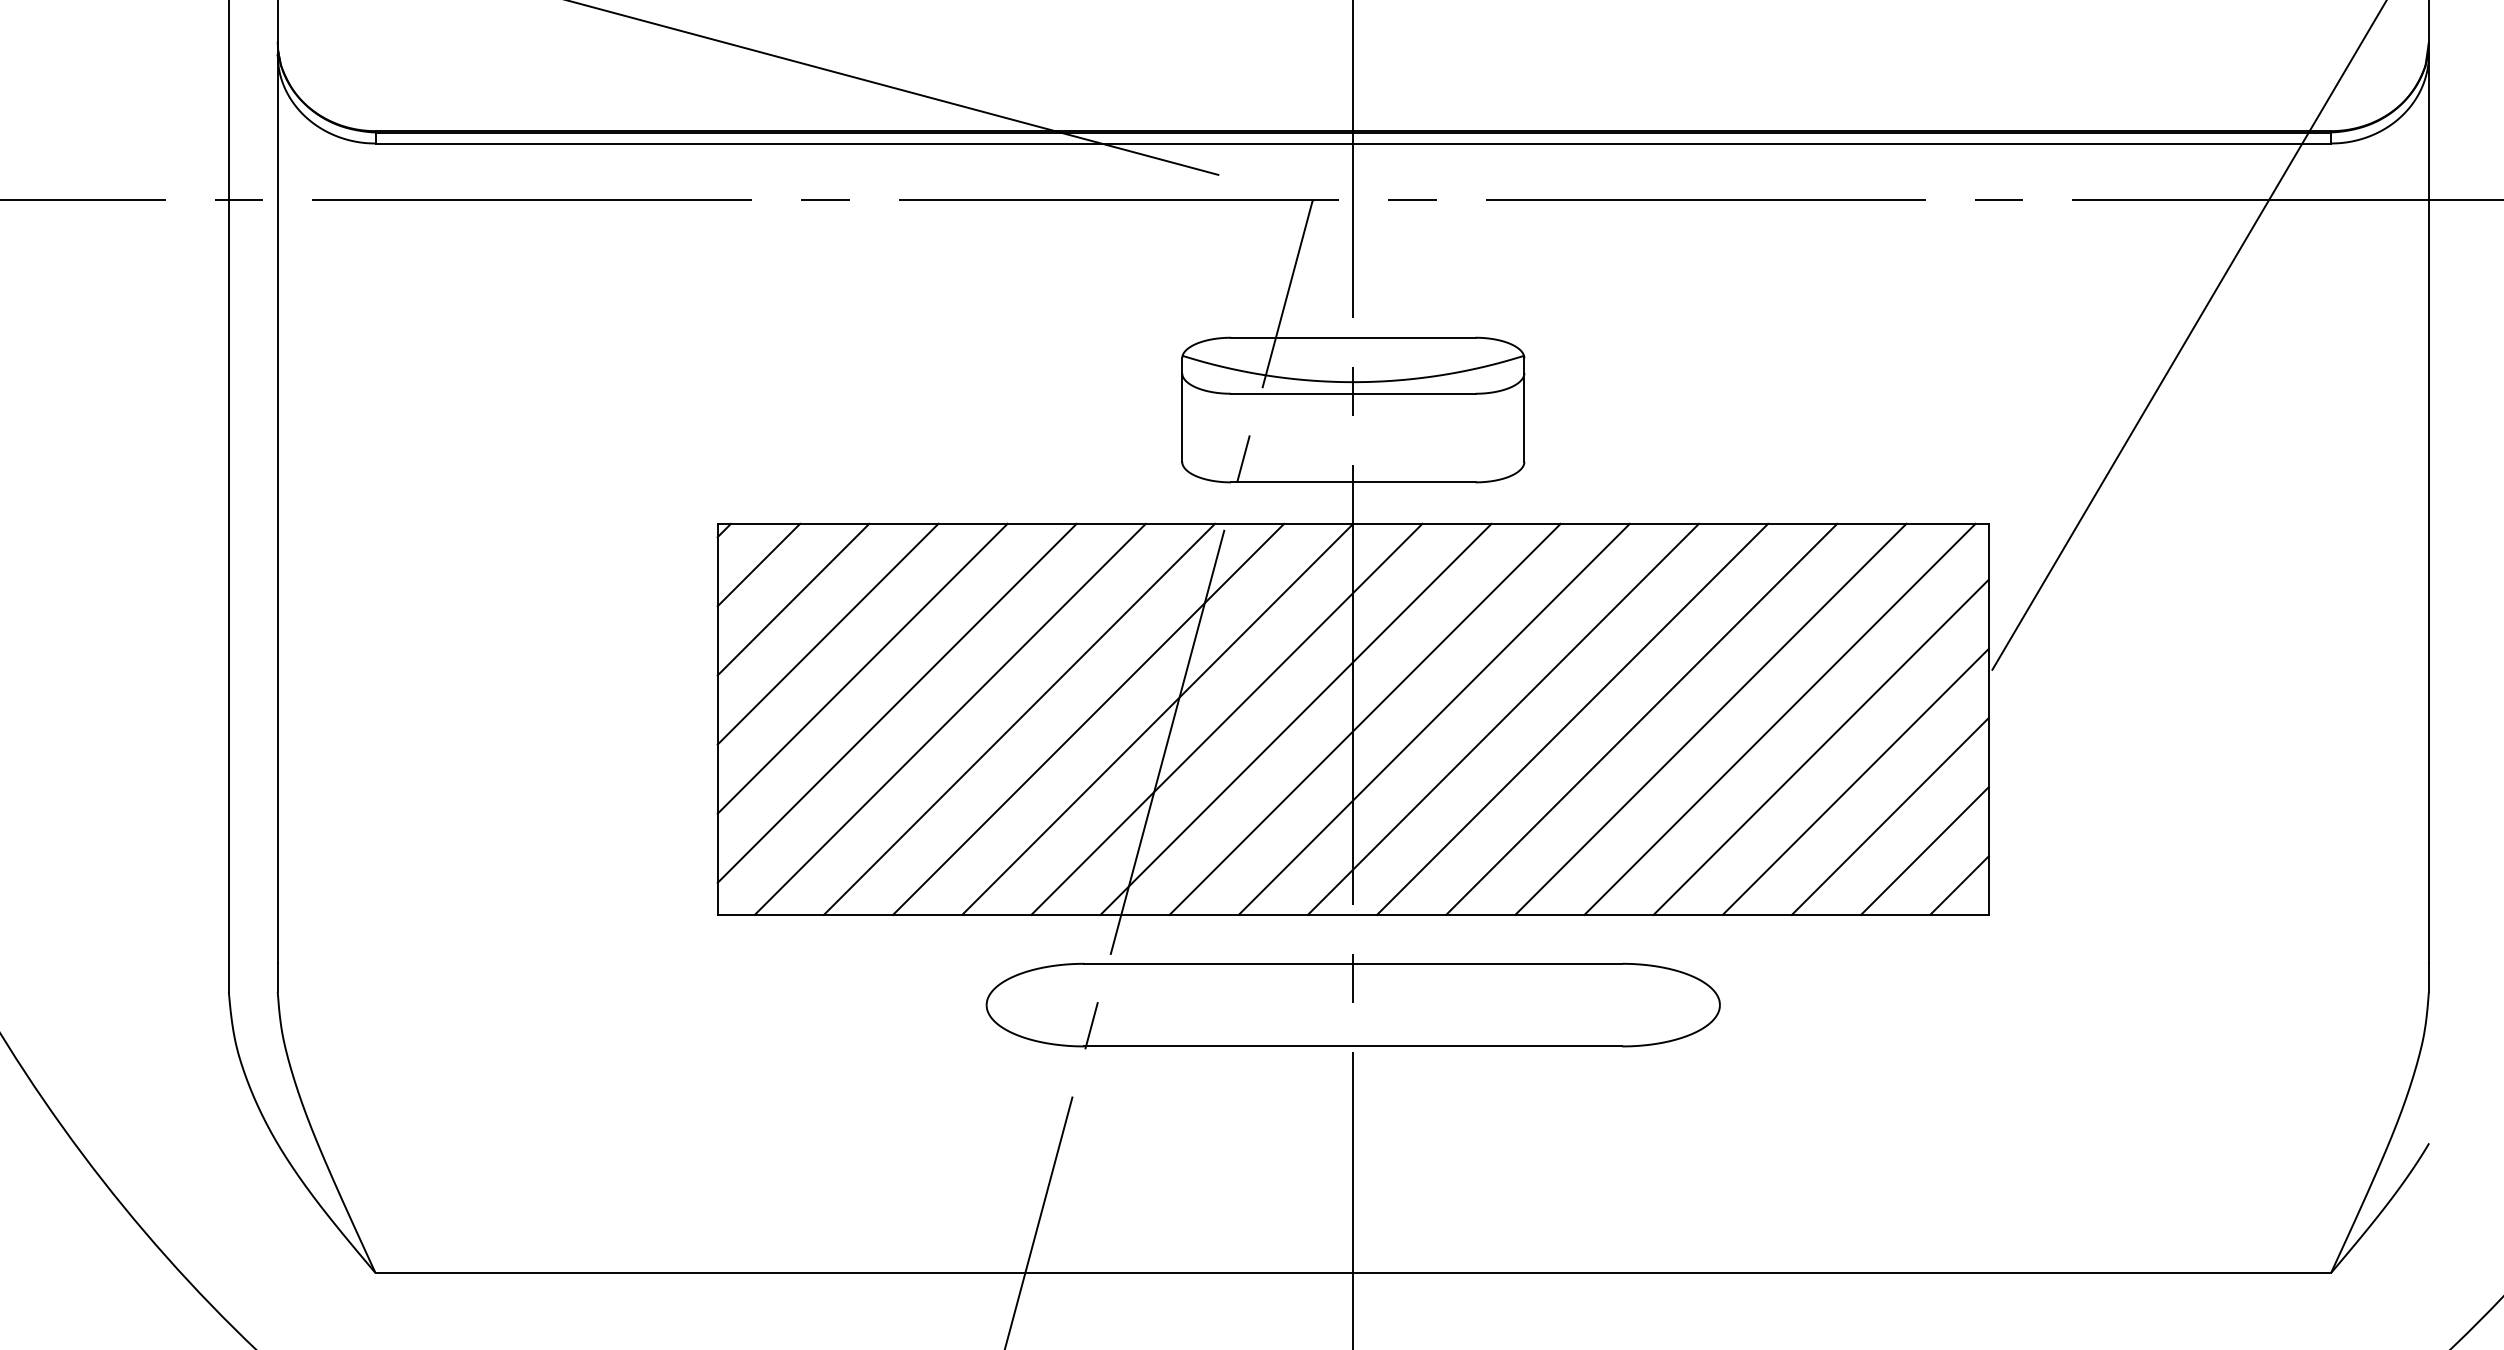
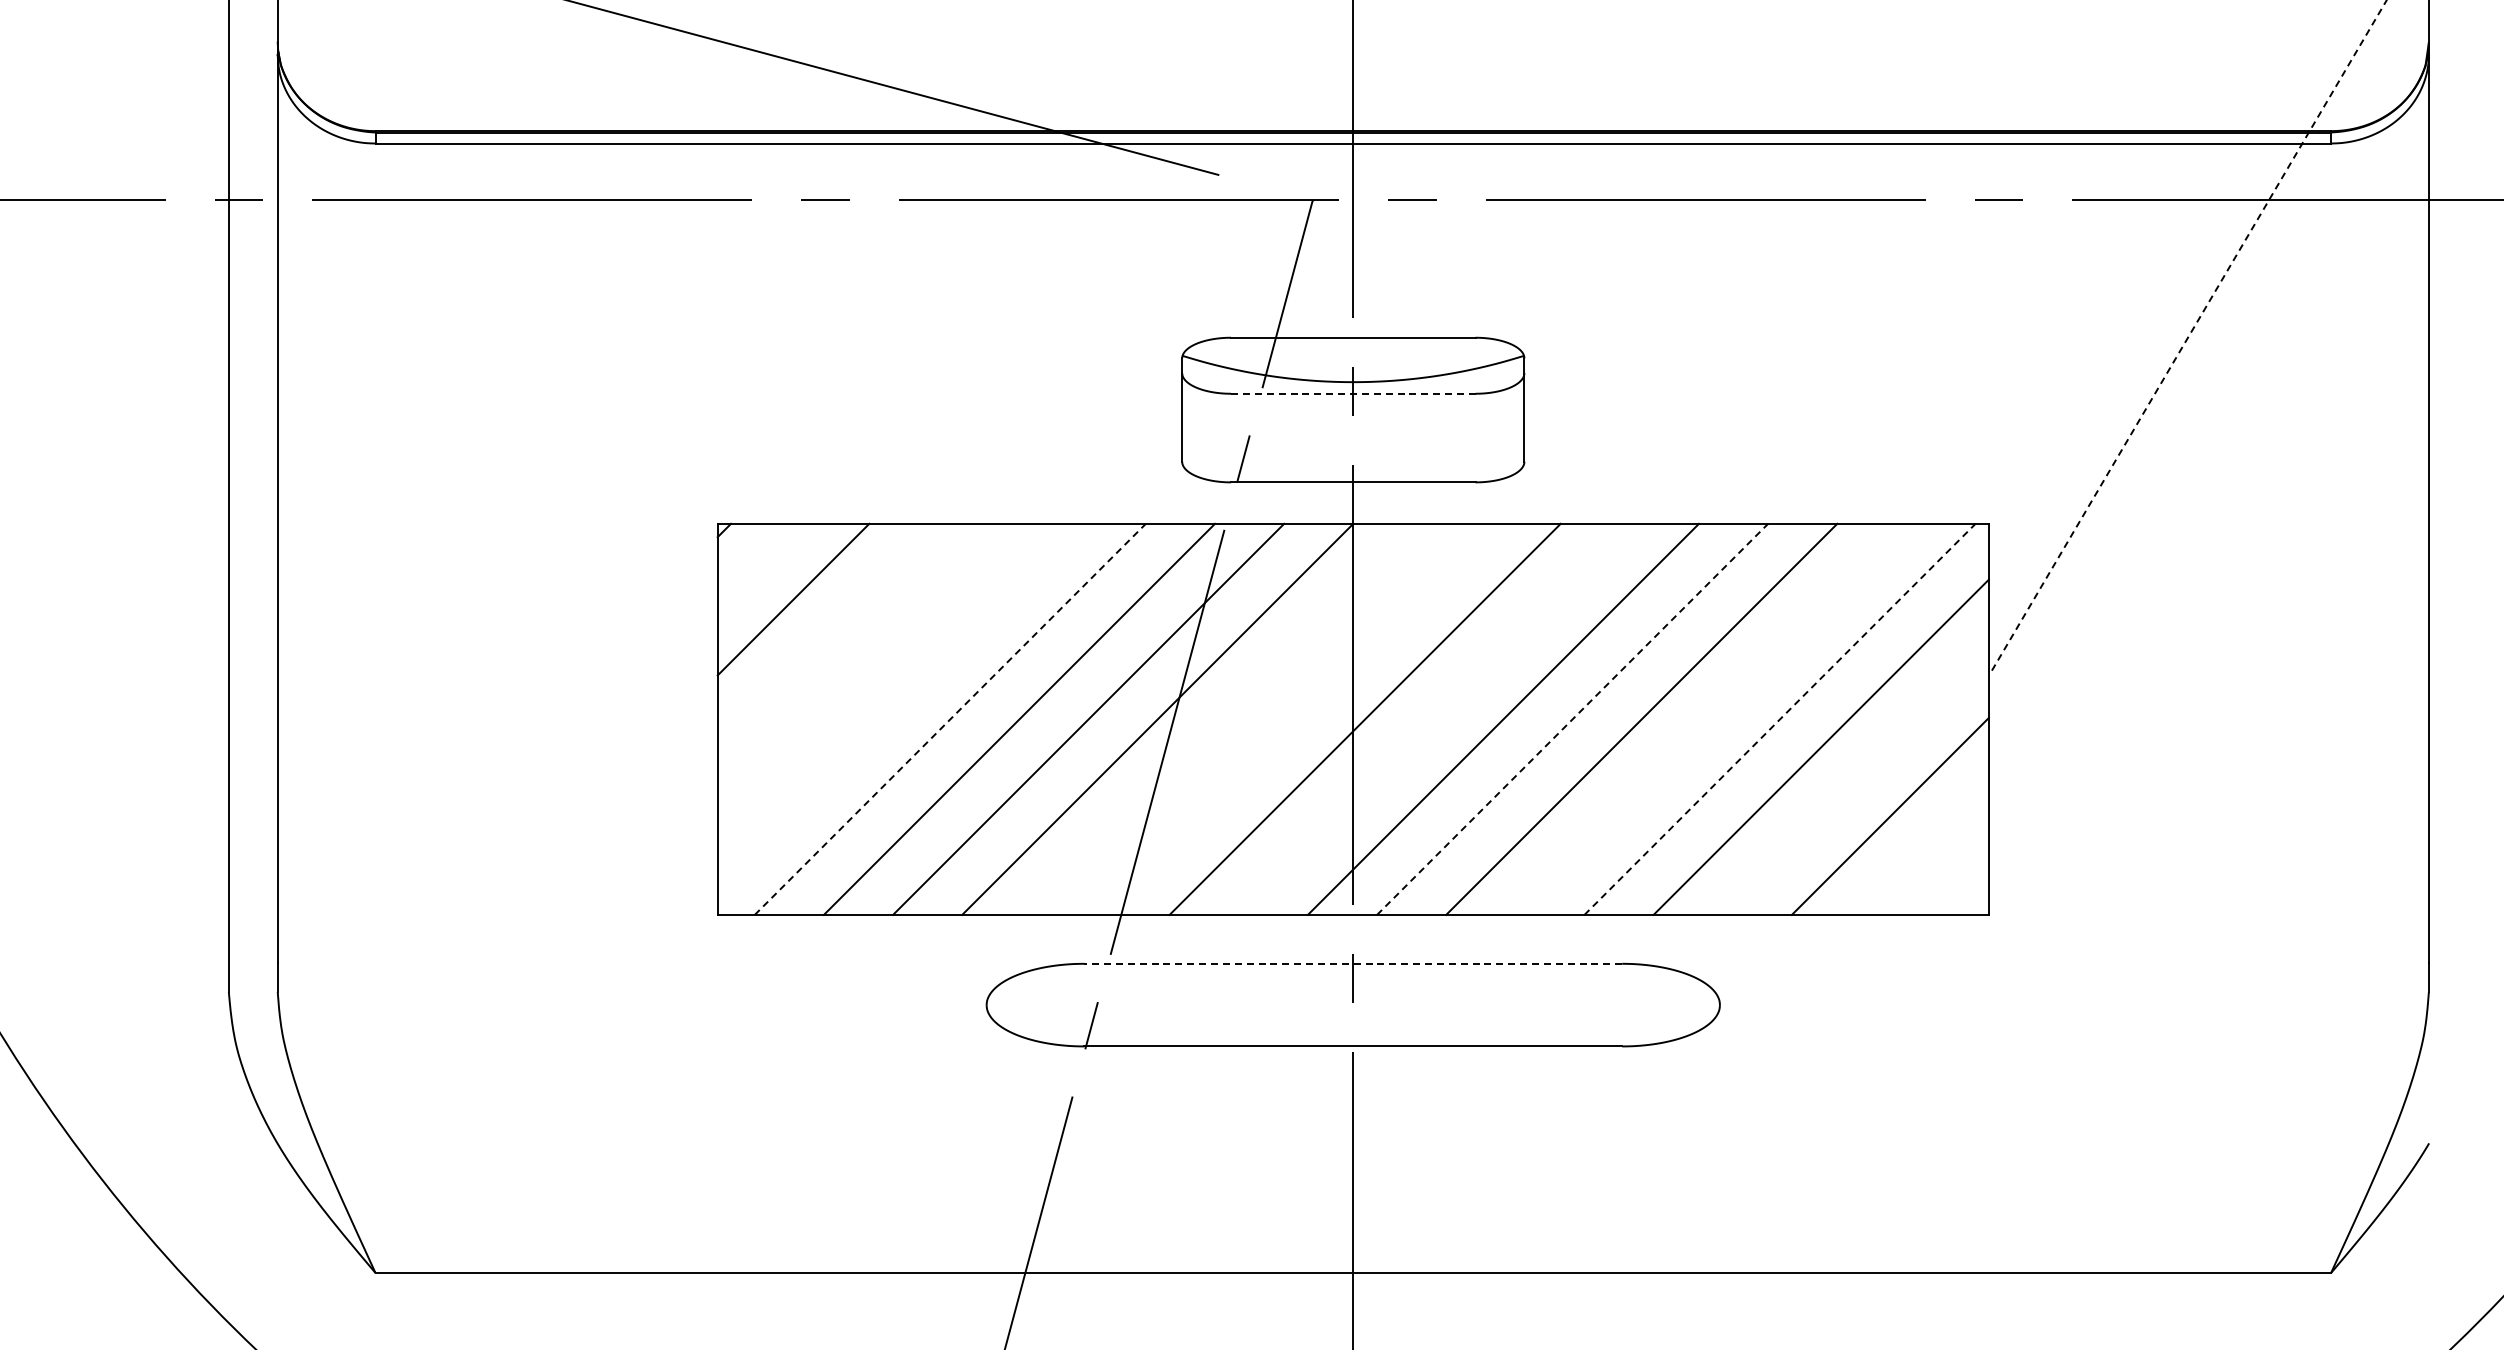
line: solid -> dashed (2189, 335)
line: solid -> dashed (1353, 393)
line: present -> none (758, 564)
line: present -> none (827, 633)
line: present -> none (862, 668)
line: present -> none (896, 702)
line: present -> none (1226, 718)
line: present -> none (1295, 718)
line: present -> none (1433, 718)
line: present -> none (1710, 718)
line: solid -> dashed (950, 719)
line: solid -> dashed (1572, 719)
line: solid -> dashed (1780, 719)
line: present -> none (1855, 781)
line: present -> none (1924, 850)
line: present -> none (1959, 885)
line: solid -> dashed (1353, 963)
